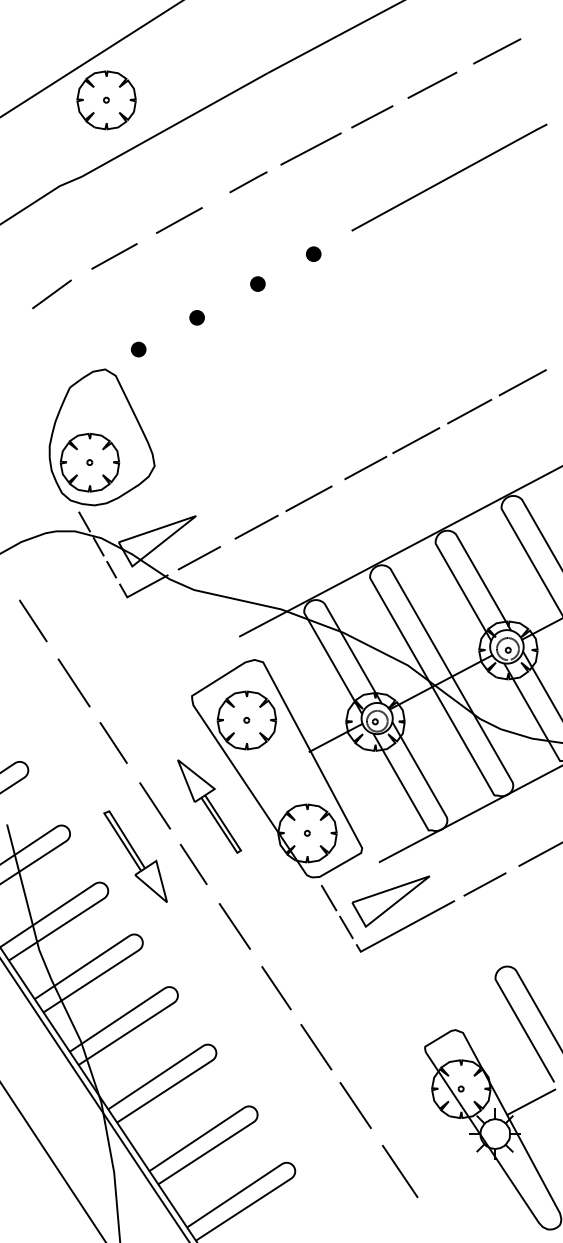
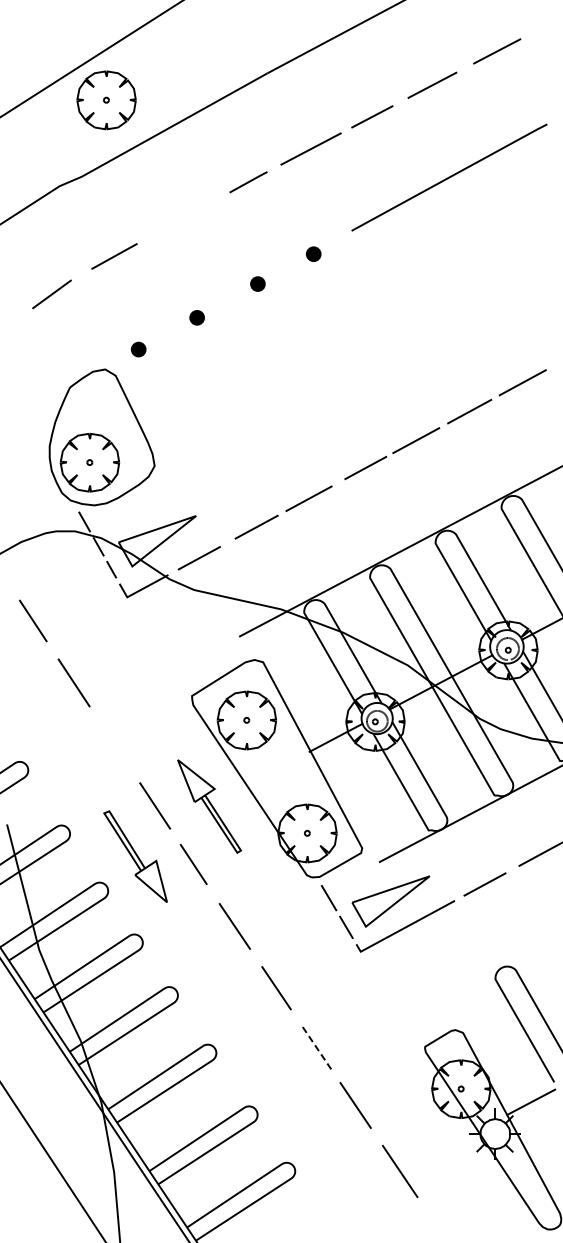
line: present -> none (178, 220)
line: present -> none (113, 742)
line: solid -> dashed (316, 1047)
